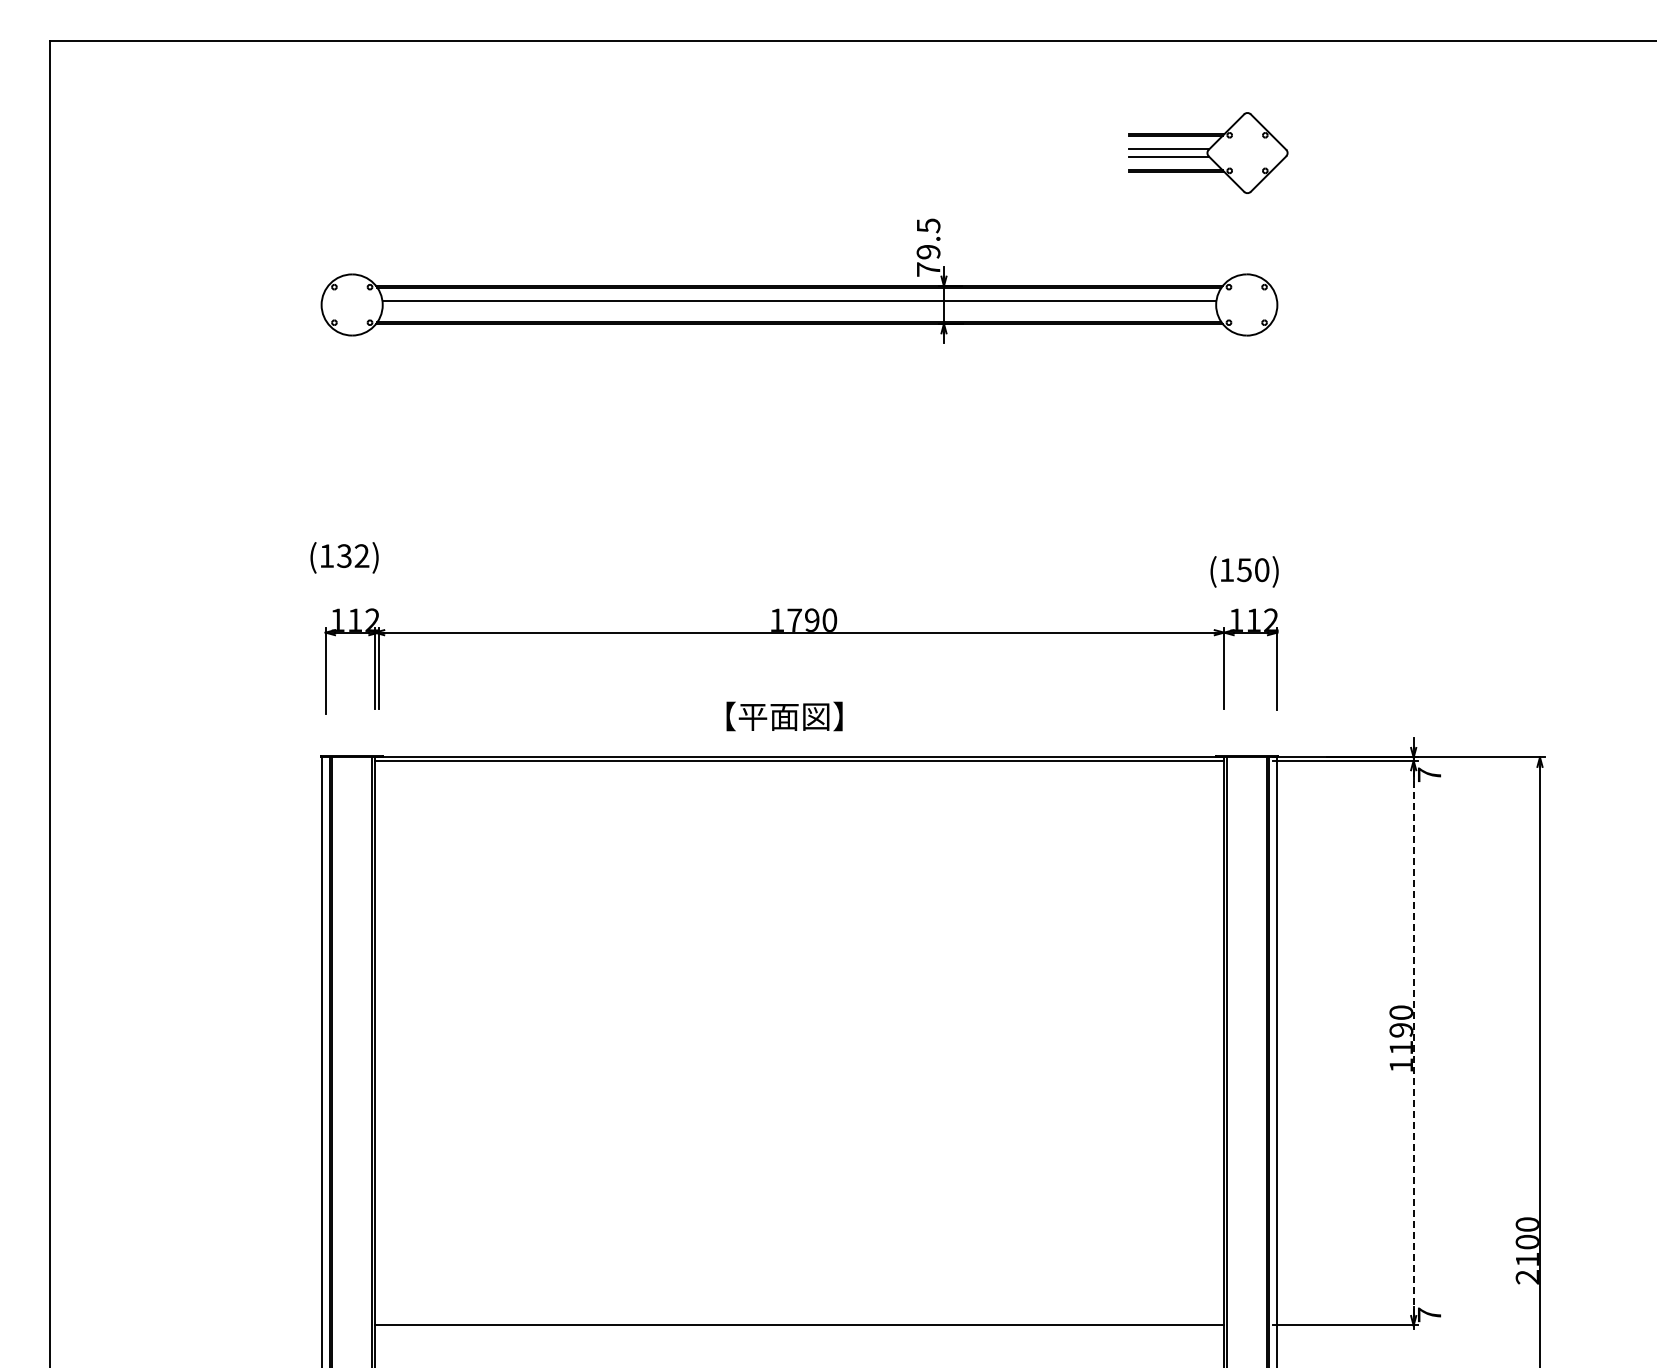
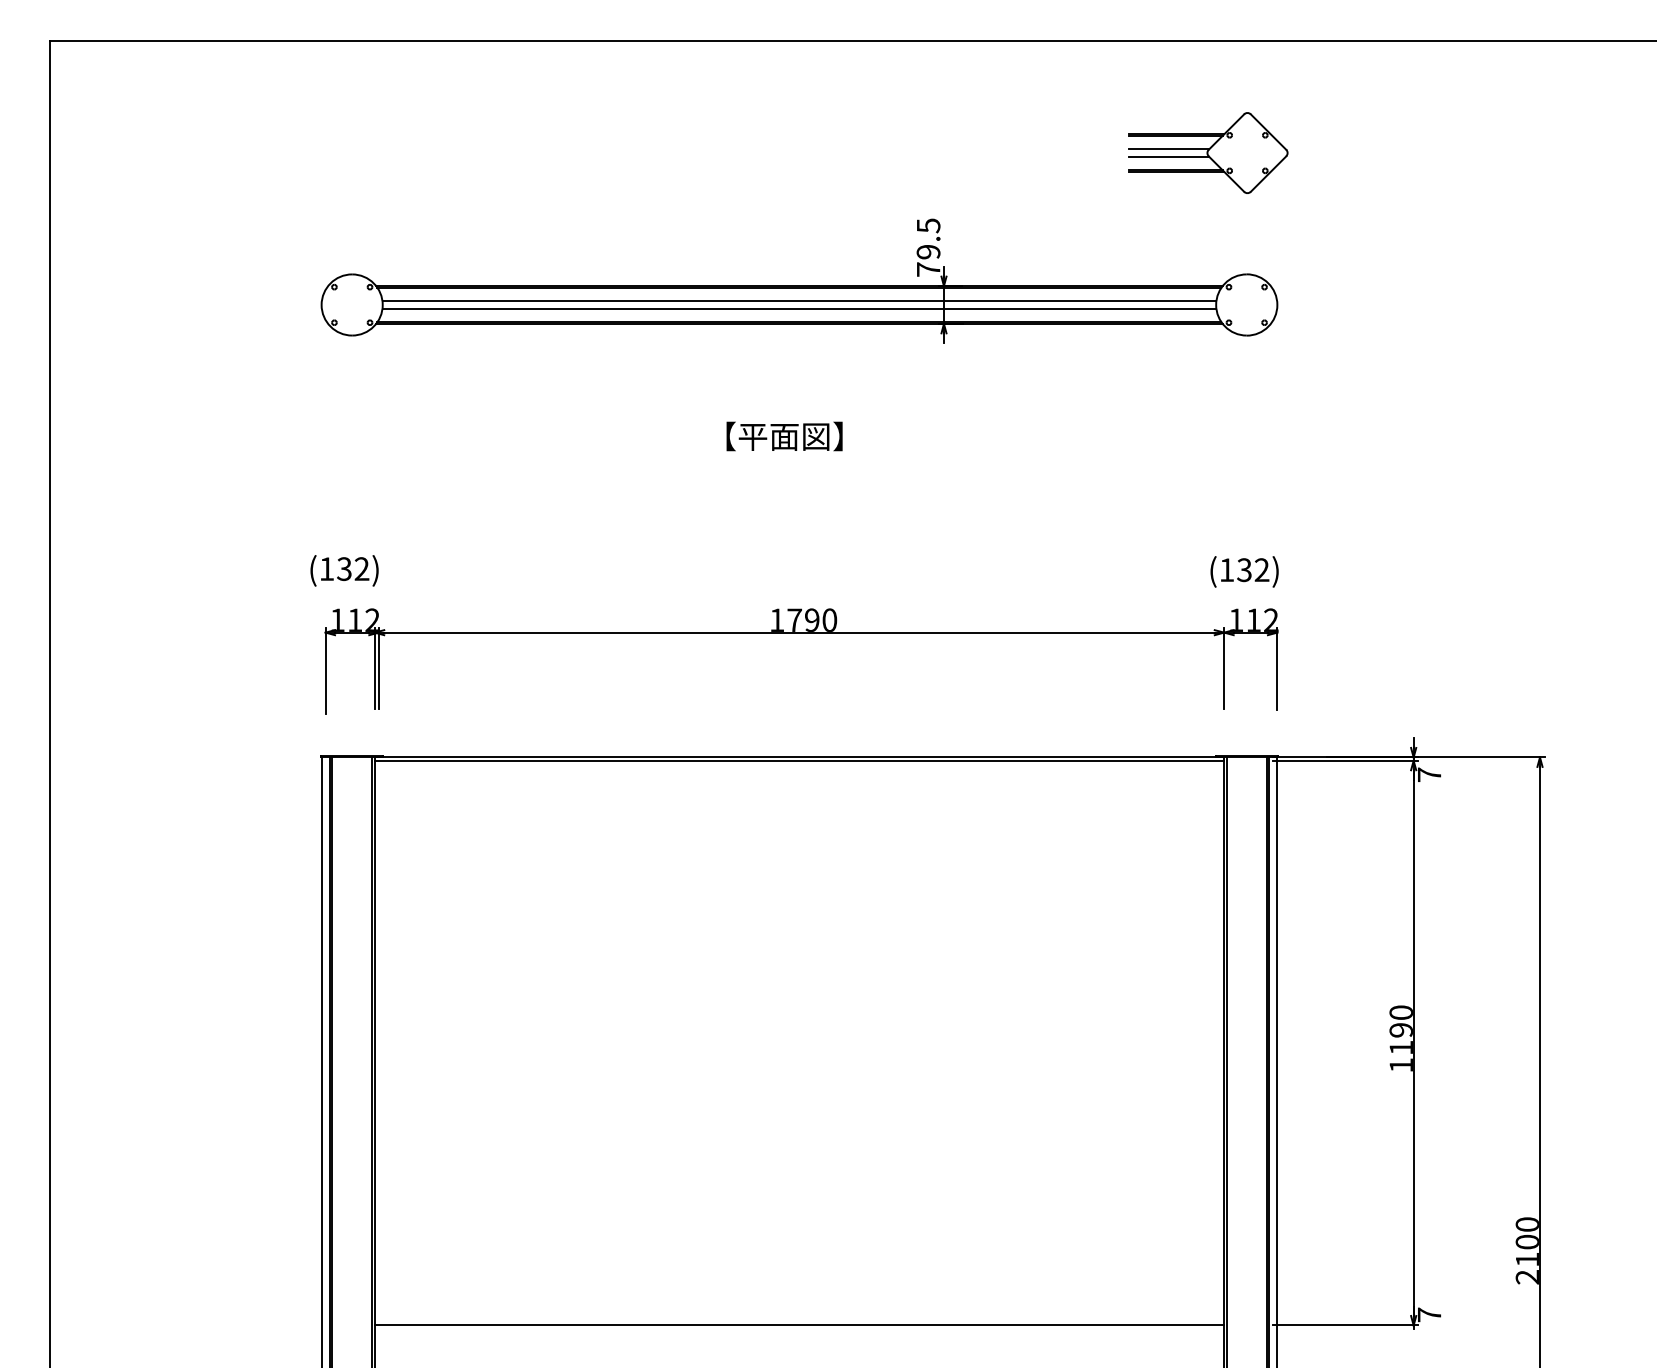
line: none -> present (799, 308)
text position: (344, 557) -> (344, 570) (344, 570)
text: (150) -> (132) (1253, 570)
text position: (784, 716) -> (784, 436) (784, 436)
line: dashed -> solid (1413, 1043)
